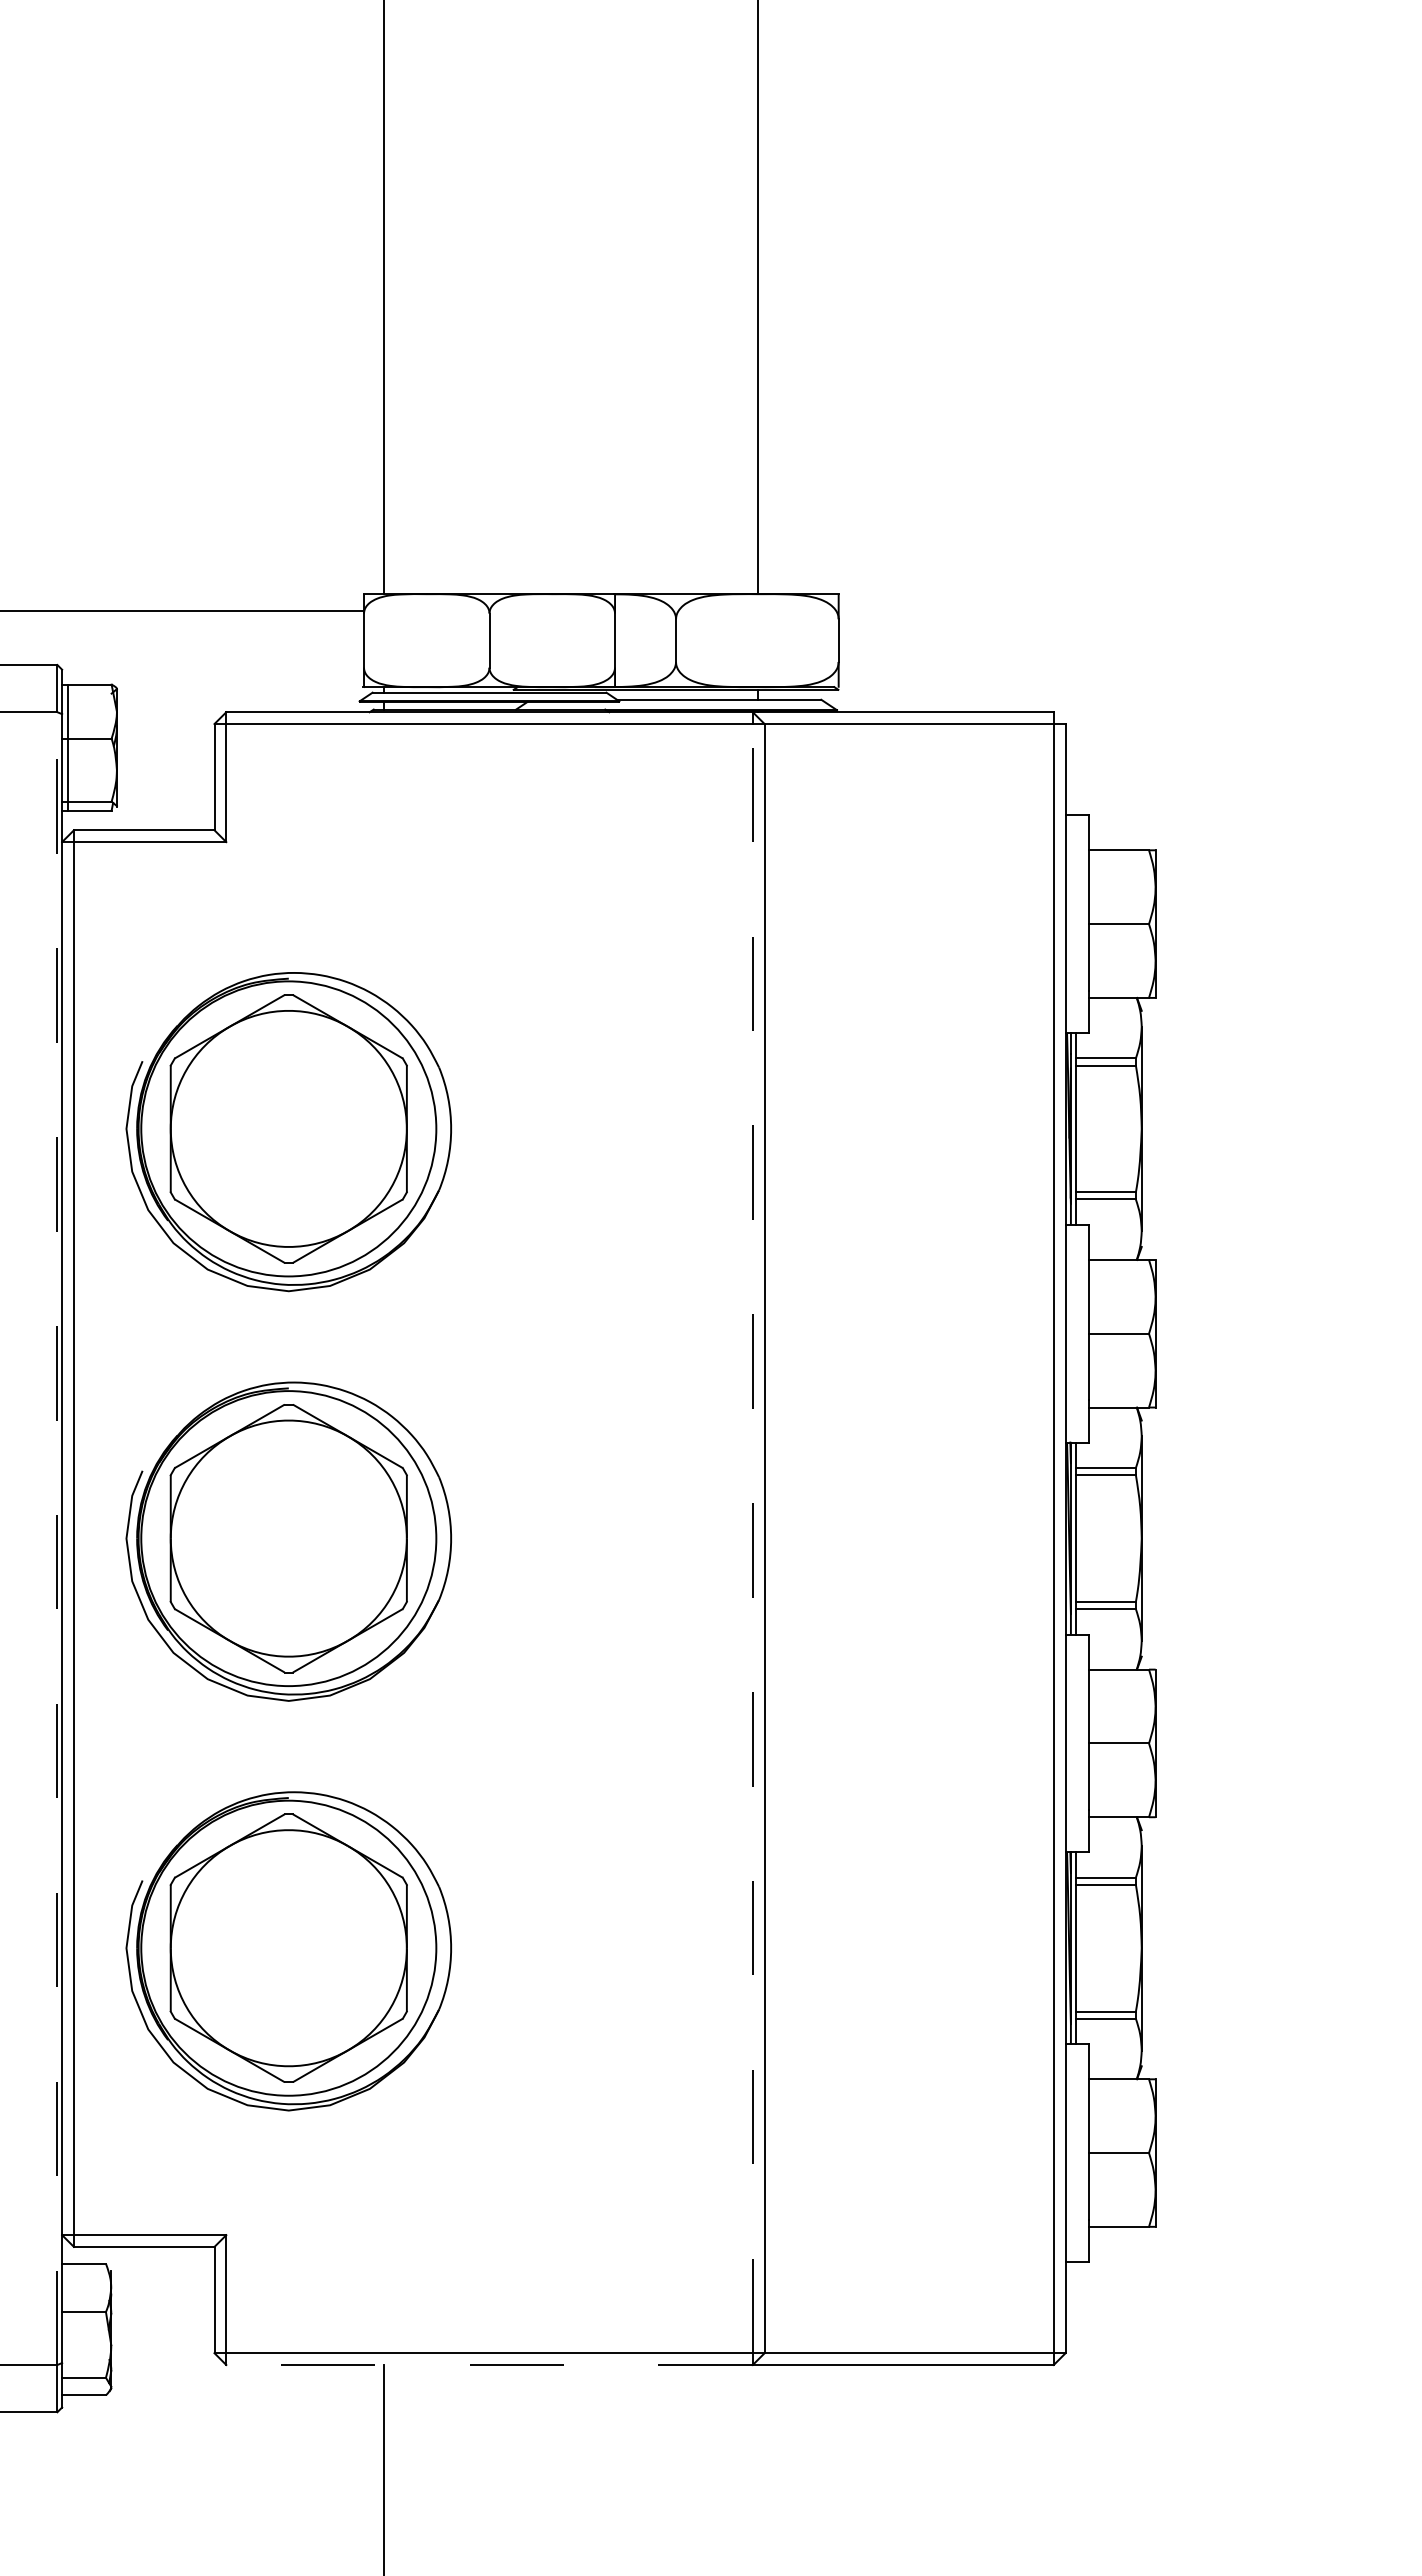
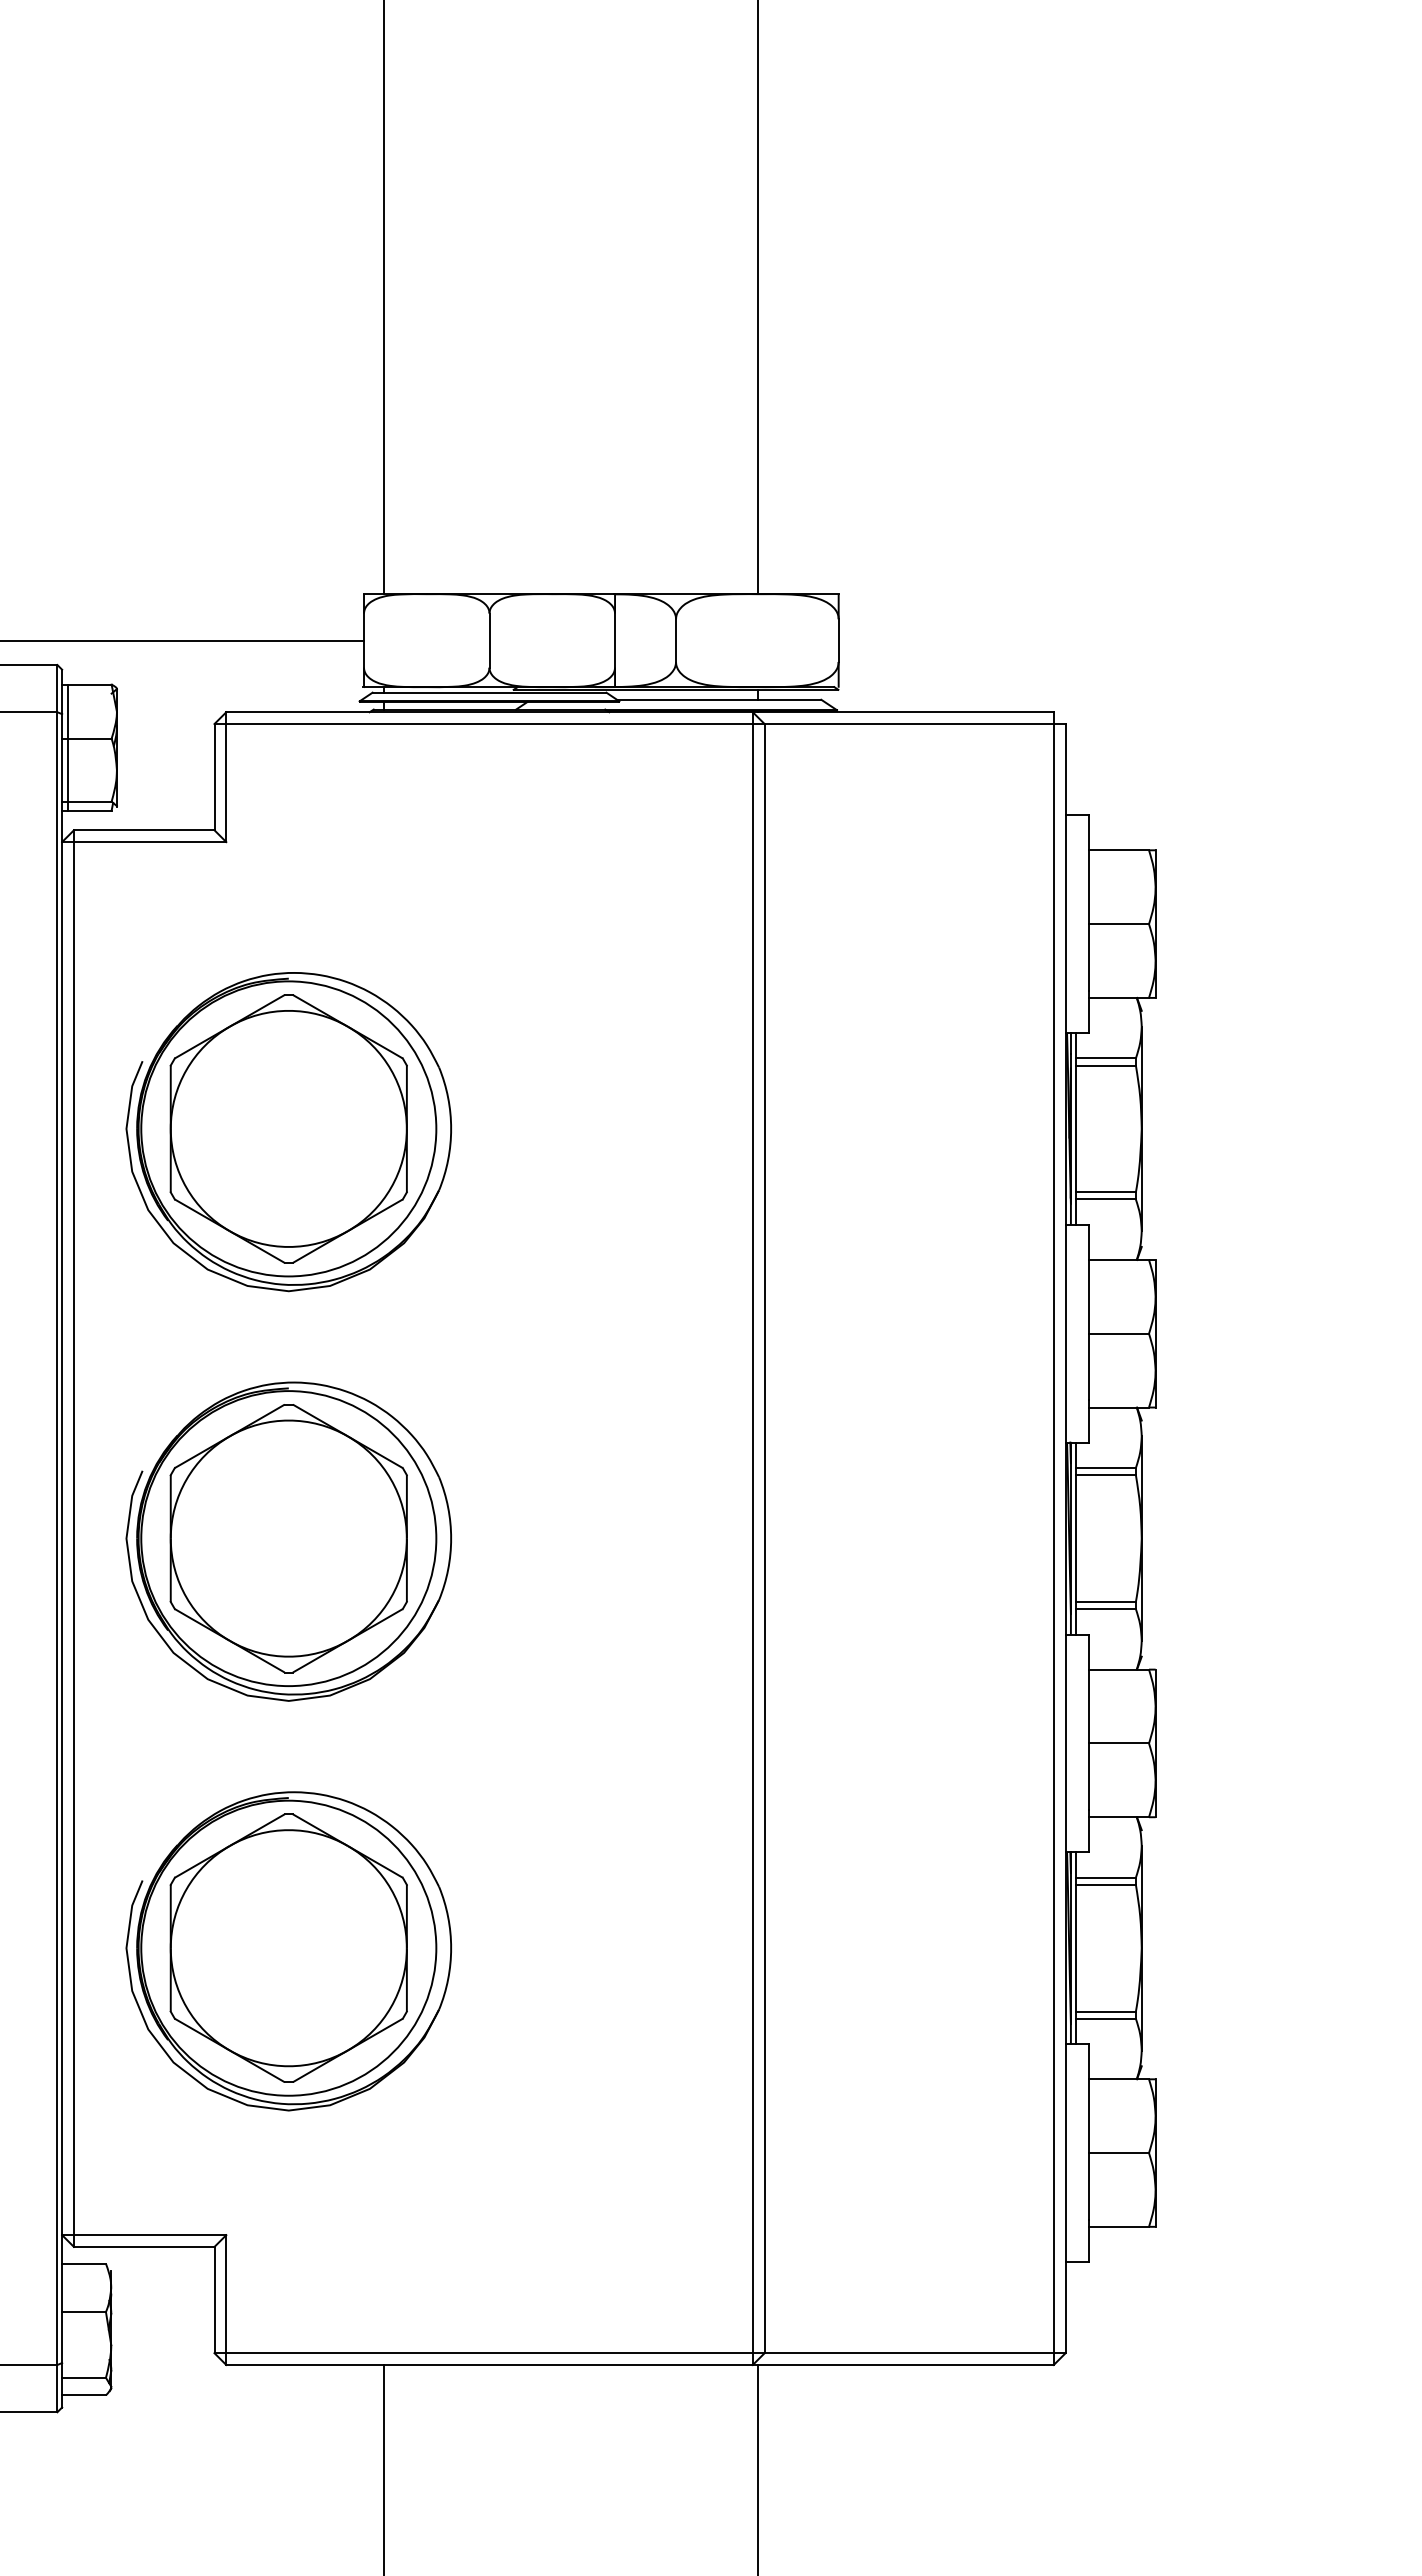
line position: (183, 611) -> (183, 641) (183, 641)
line: dashed -> solid (57, 1538)
line: dashed -> solid (752, 1538)
line: dashed -> solid (489, 2365)
line: none -> present (757, 2468)
